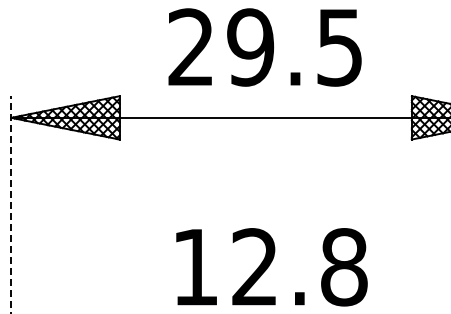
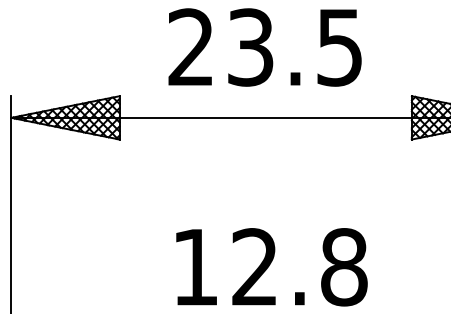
text: 29.5 -> 23.5 (250, 47)
line: dashed -> solid (11, 204)
